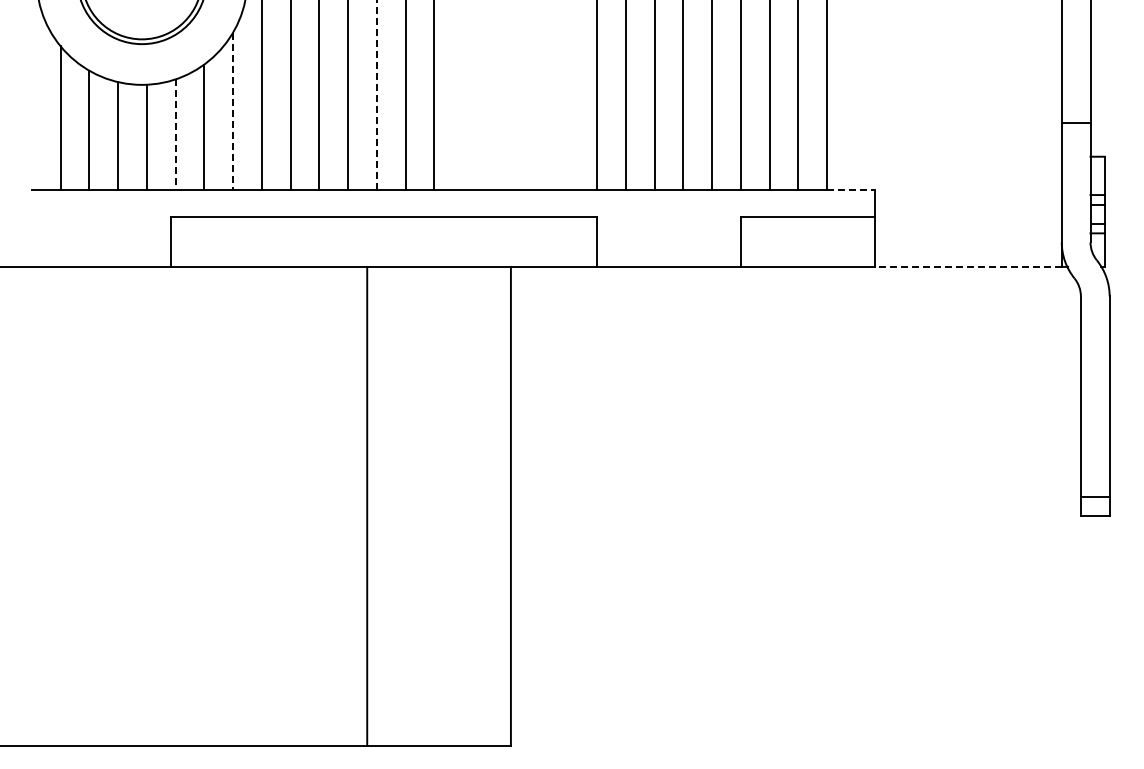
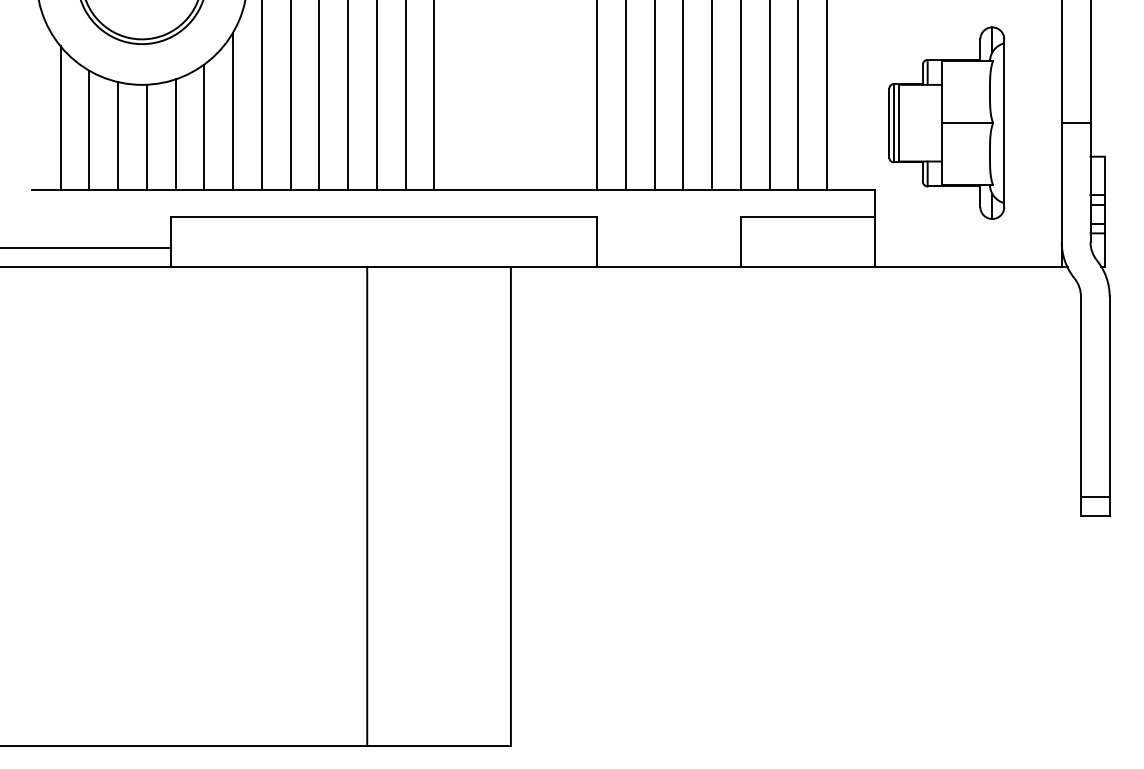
line: dashed -> solid (376, 95)
line: dashed -> solid (233, 111)
part: none -> present (946, 122)
line: dashed -> solid (175, 135)
line: dashed -> solid (851, 190)
line: none -> present (86, 247)
line: dashed -> solid (967, 266)
